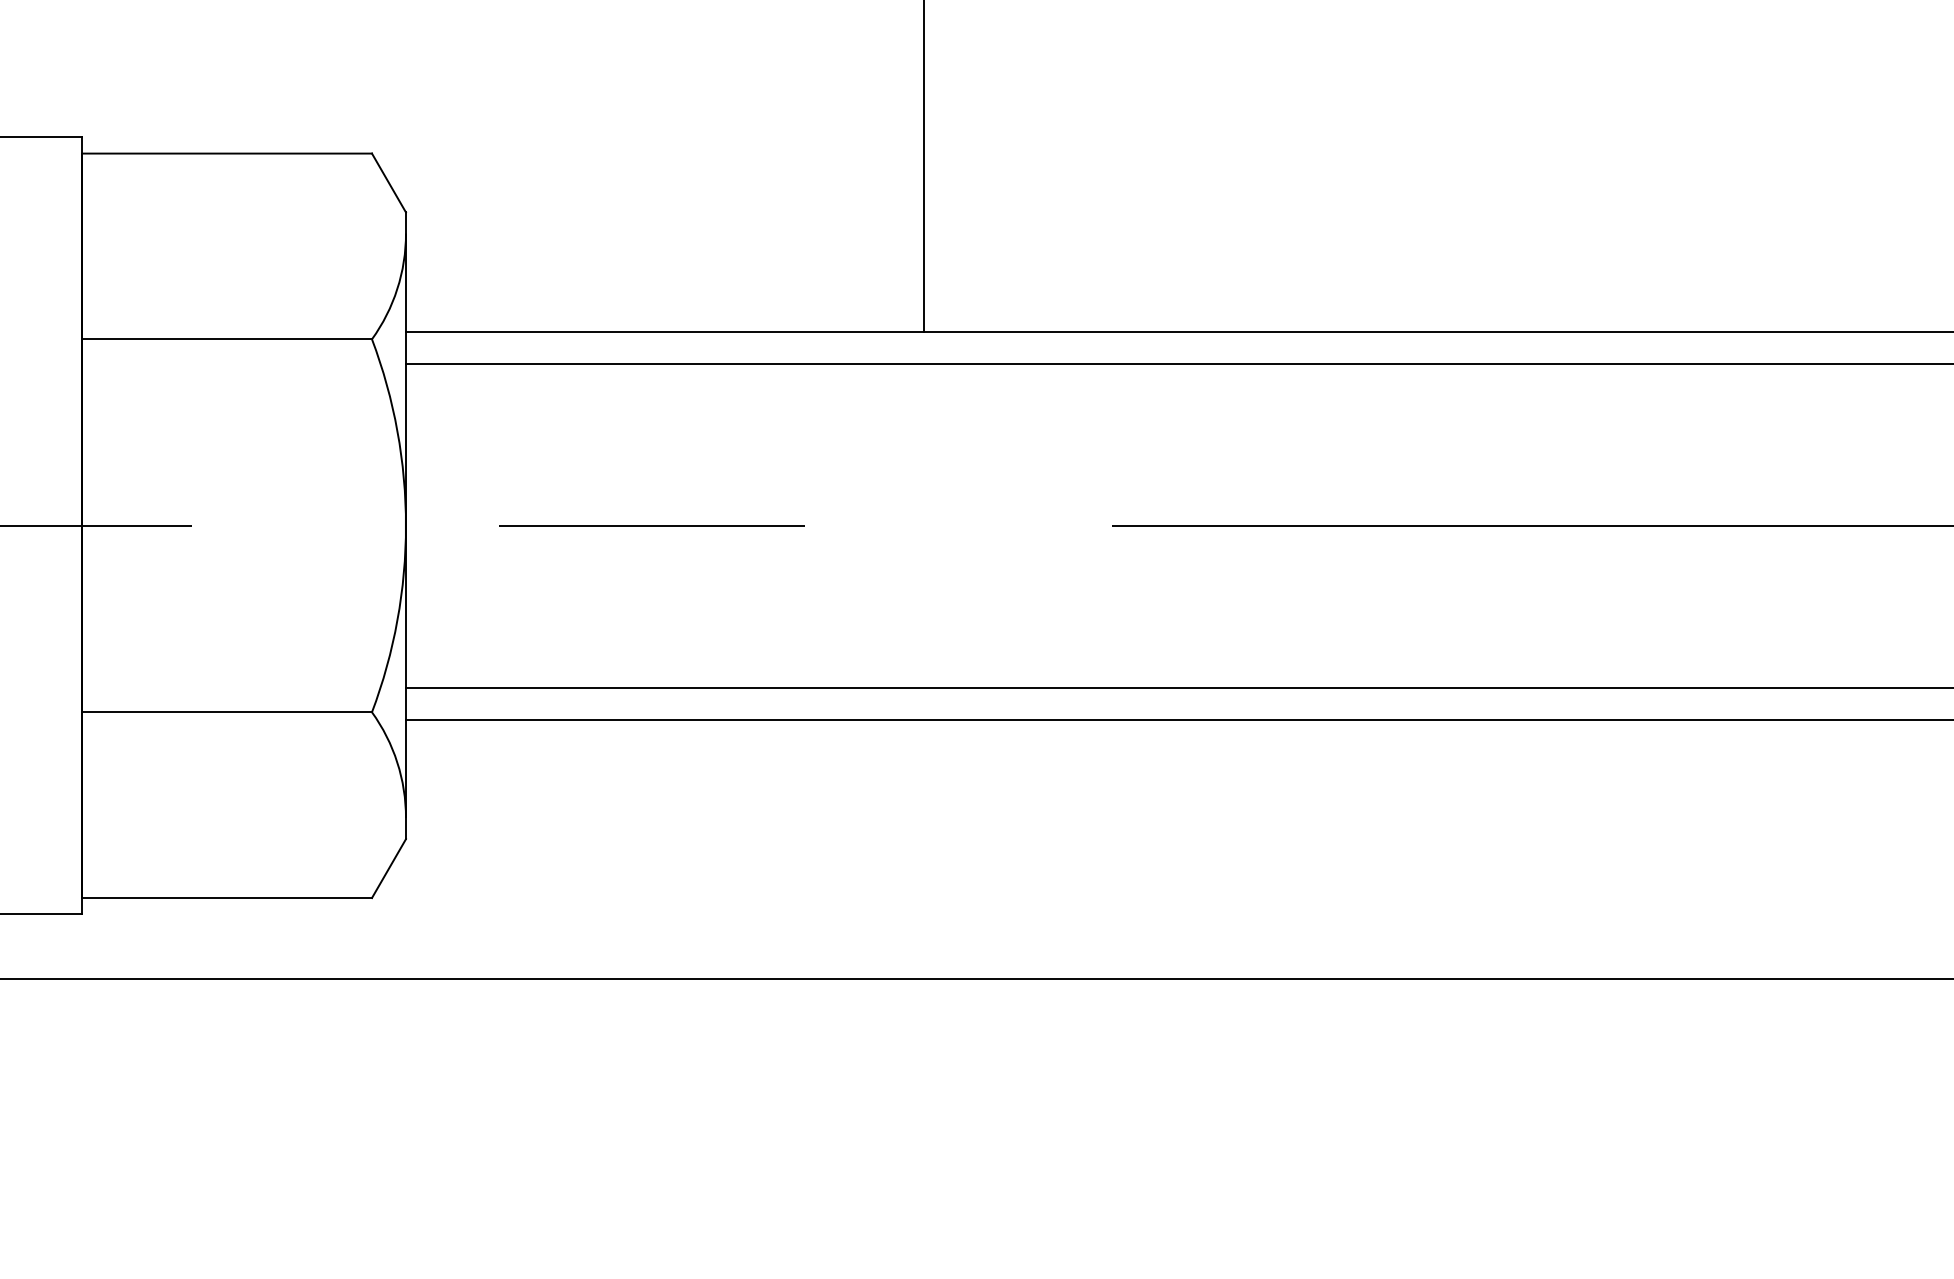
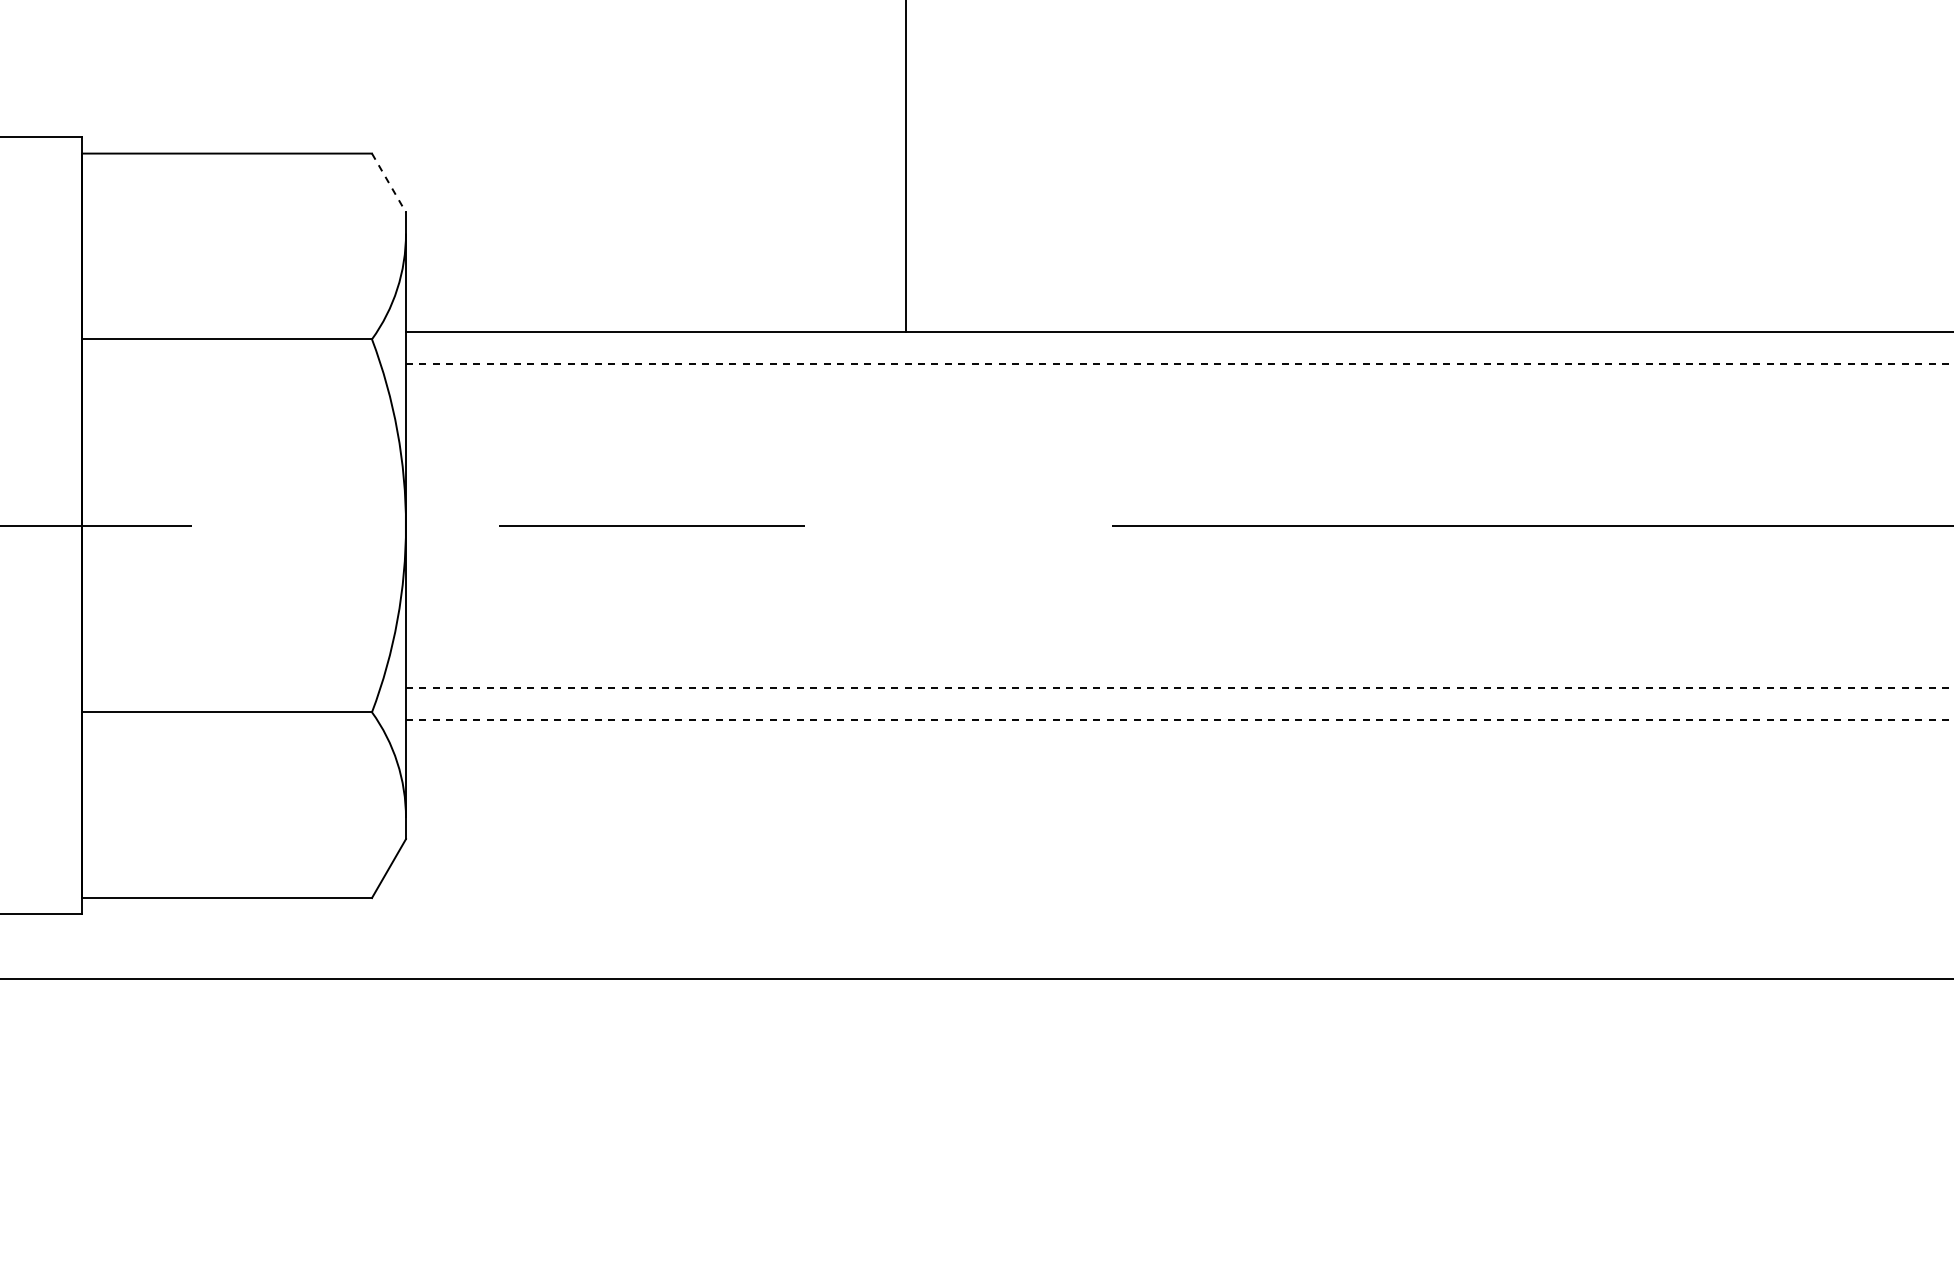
line position: (923, 166) -> (905, 166) (905, 166)
line: solid -> dashed (388, 183)
line: solid -> dashed (1179, 363)
line: solid -> dashed (1179, 687)
line: solid -> dashed (1179, 720)
